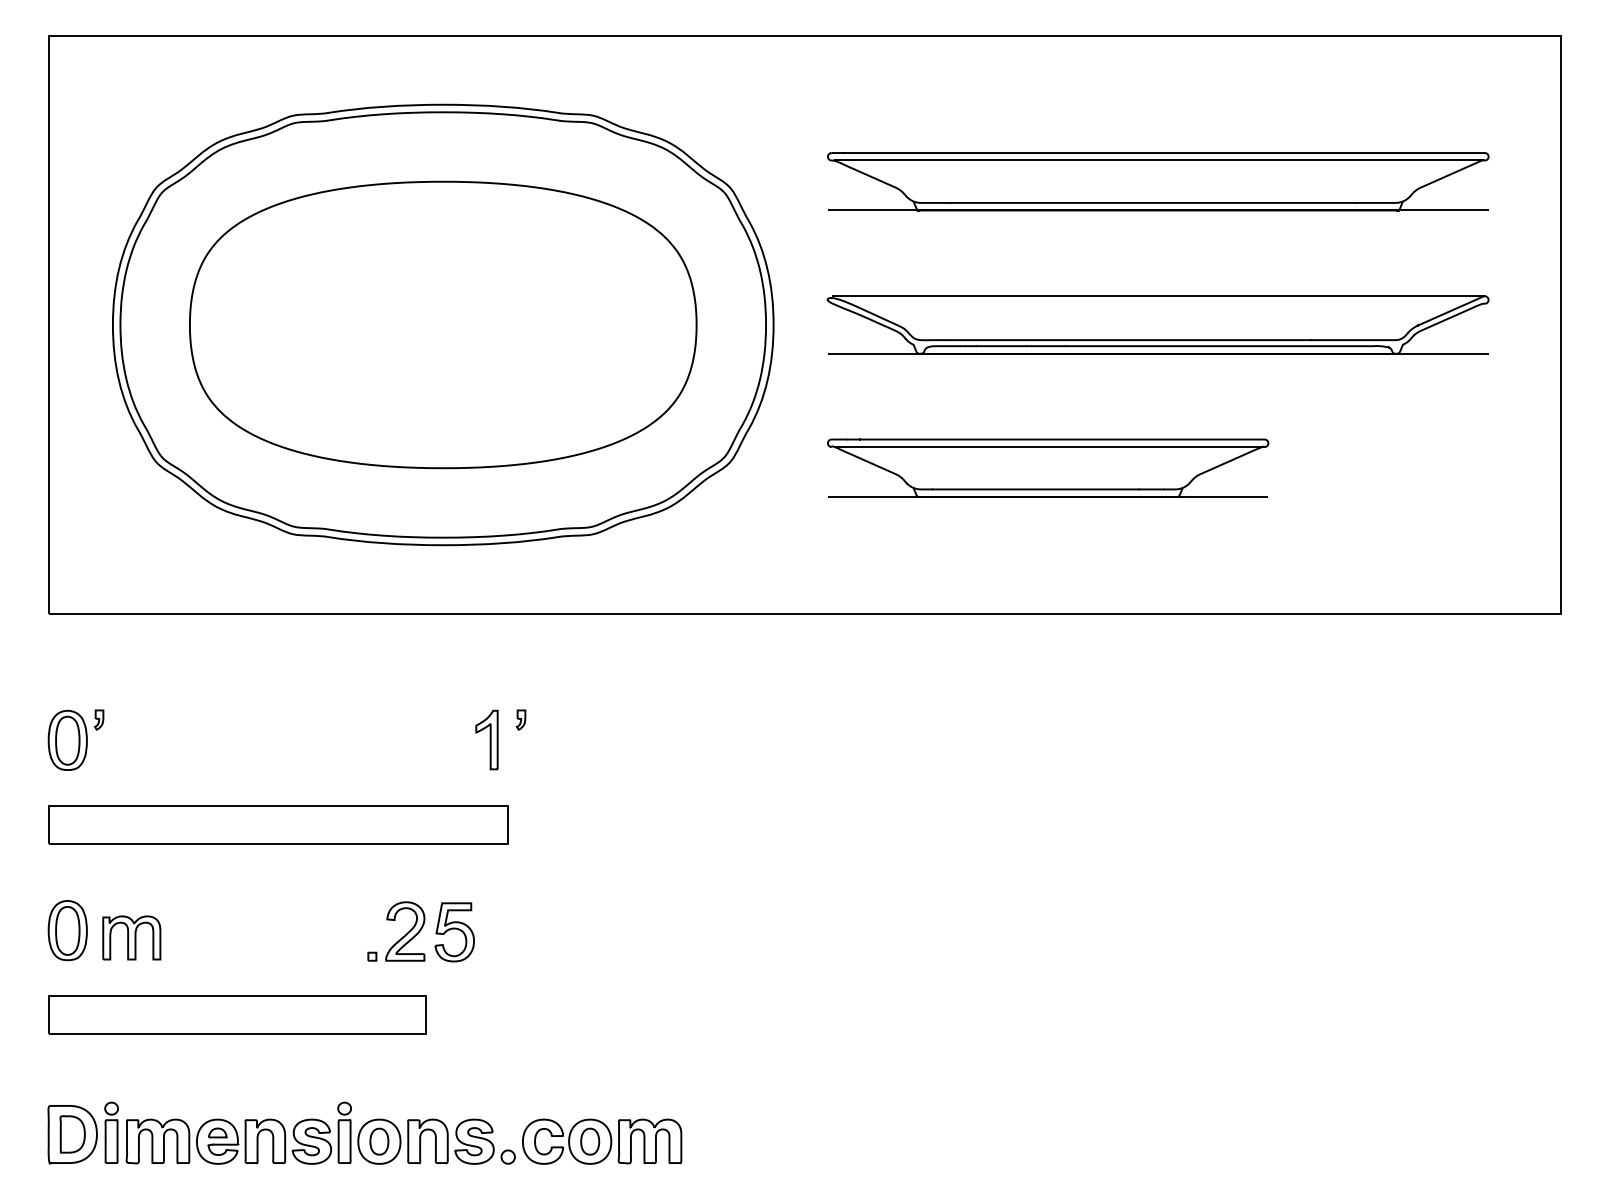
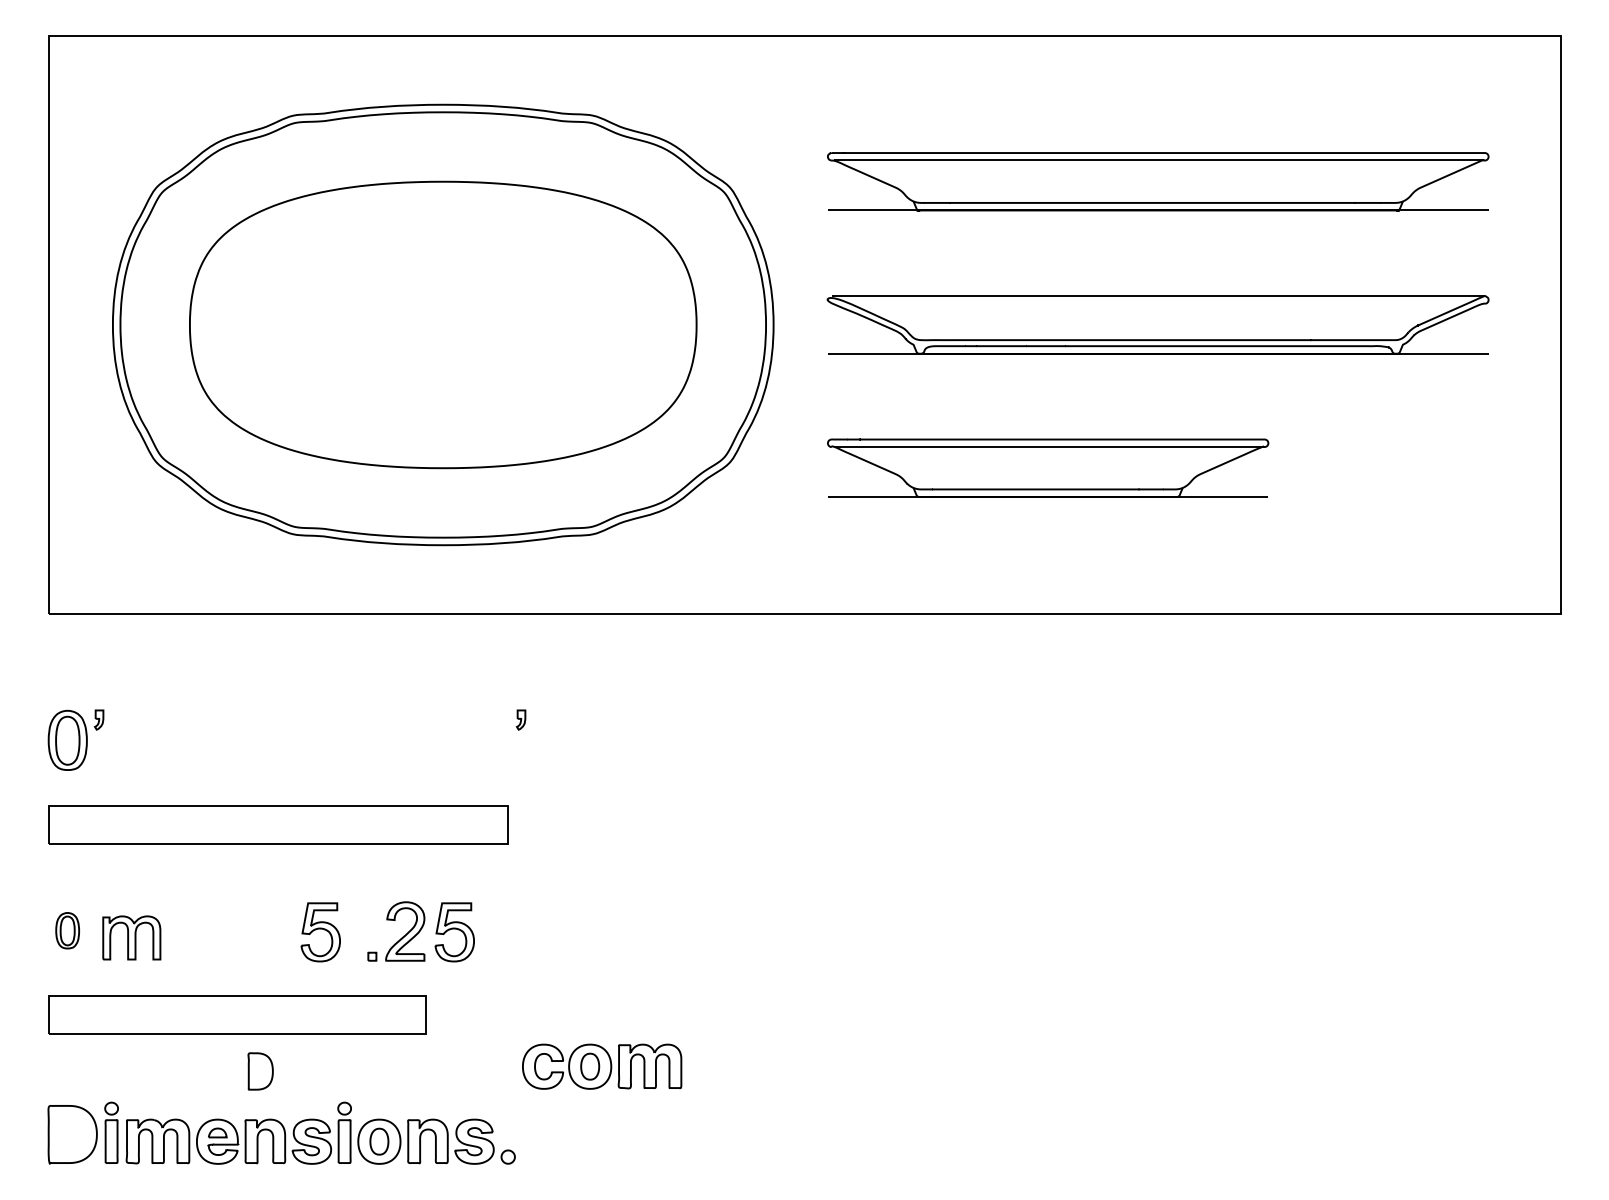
part: present -> none (486, 739)
part size: 41x62 px -> 25x38 px (67, 930)
part: none -> present (320, 932)
part position: (72, 1134) -> (260, 1071) (260, 1071)
part position: (602, 1141) -> (602, 1066) (602, 1066)
